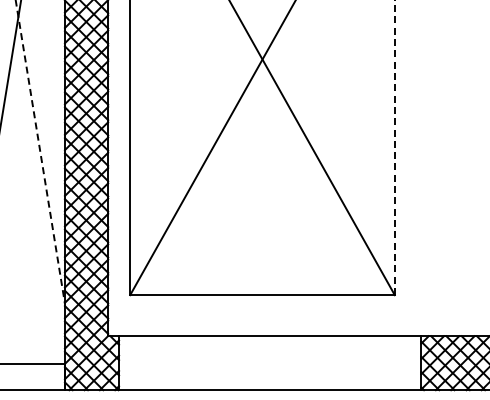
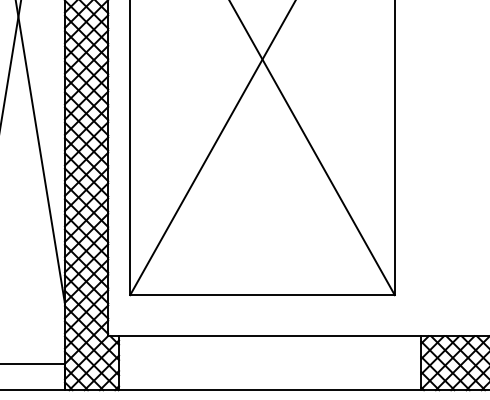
line: dashed -> solid (394, 148)
line: dashed -> solid (40, 152)
